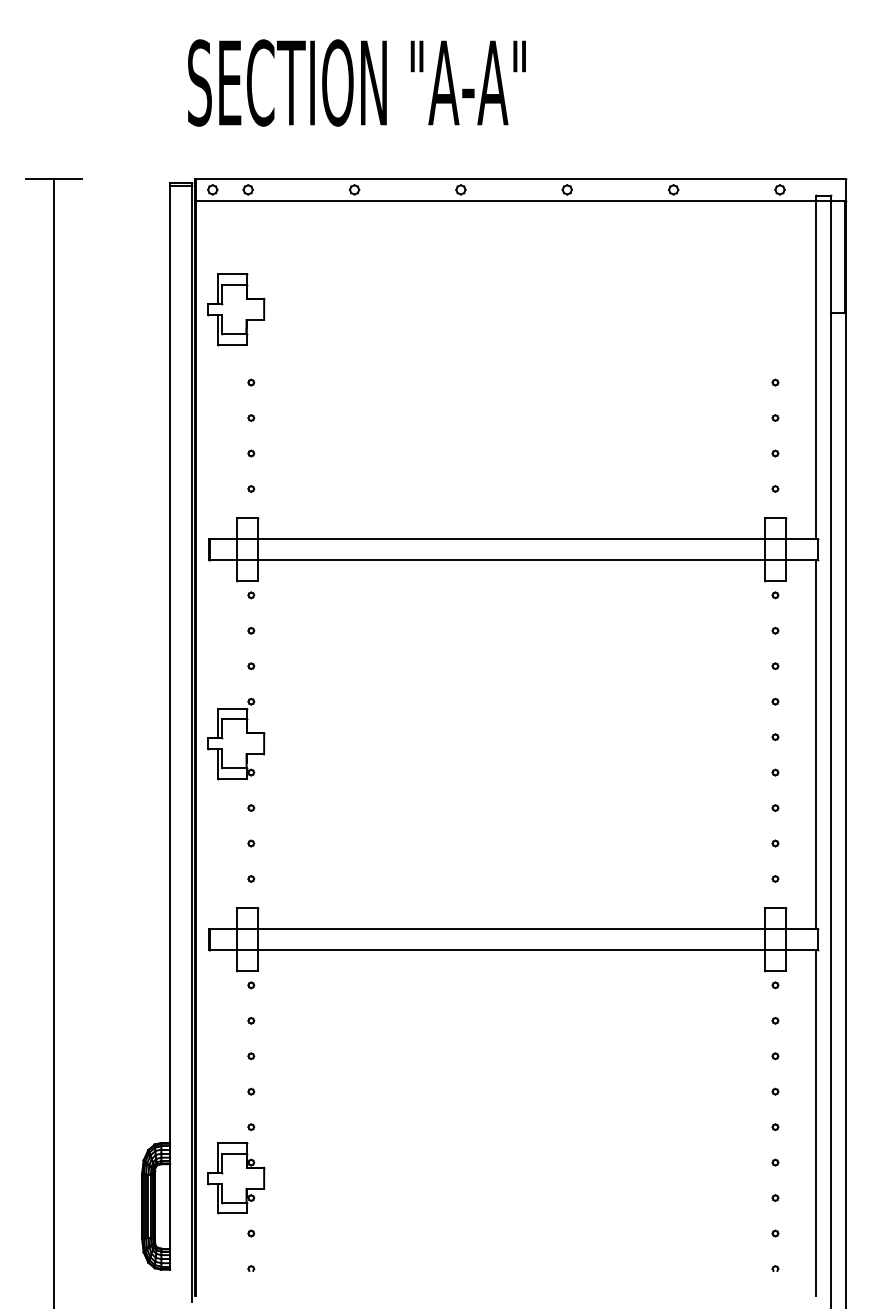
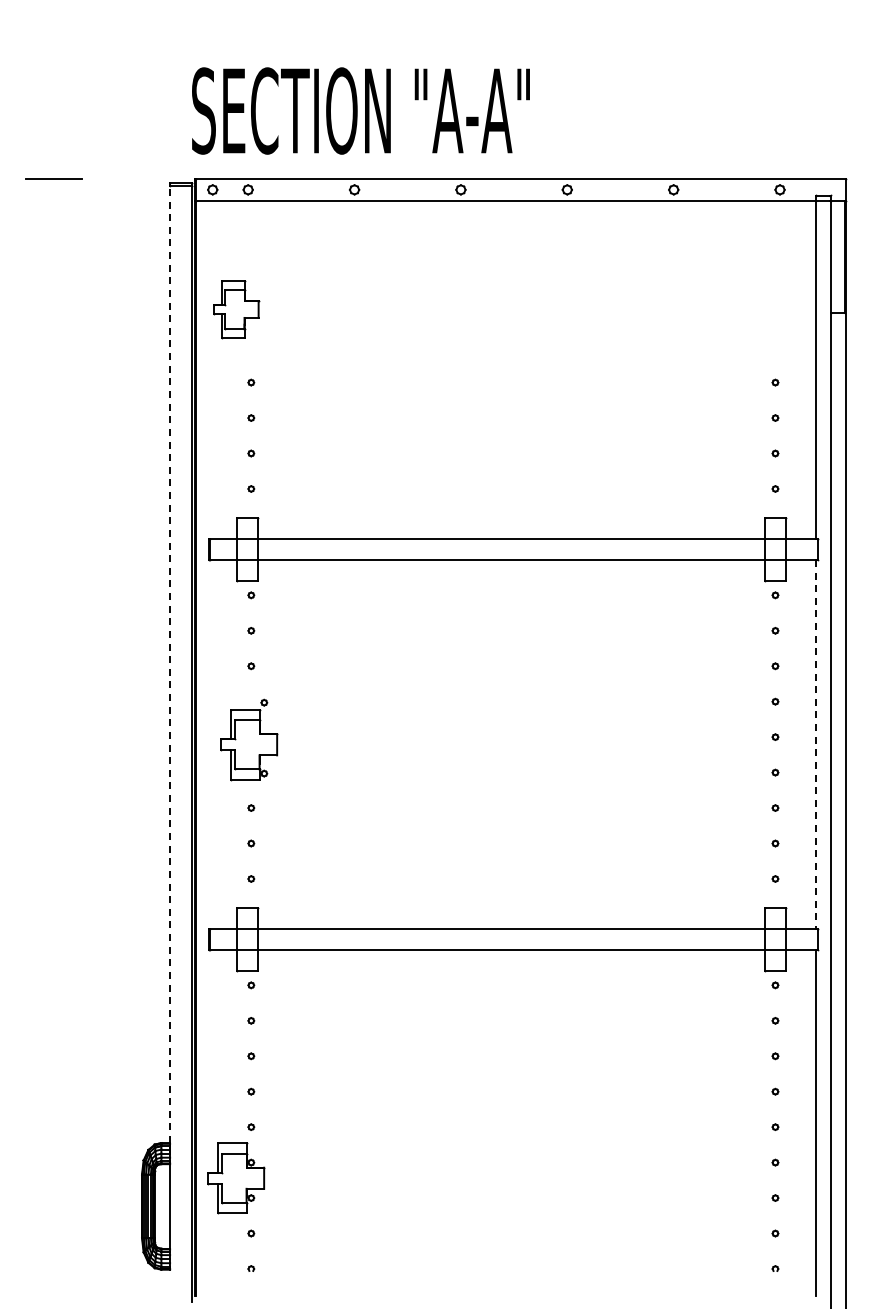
text position: (356, 82) -> (360, 110) (360, 110)
part size: 59x74 px -> 48x60 px (236, 309)
line: solid -> dashed (170, 664)
part position: (236, 738) -> (249, 739) (249, 739)
line: present -> none (54, 742)
line: solid -> dashed (815, 744)
